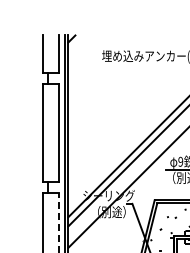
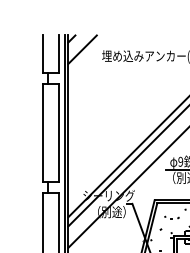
line: none -> present (82, 49)
part size: 11x3 px -> 16x5 px (171, 217)
line: dashed -> solid (58, 222)
